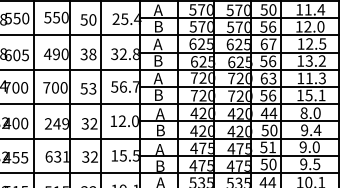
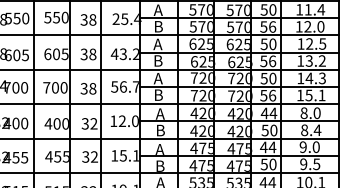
text: 50 -> 38 (88, 19)
text: 67 -> 50 (268, 44)
text: 490 -> 605 (55, 54)
text: 32.8 -> 43.2 (124, 54)
text: 63 -> 50 (268, 78)
text: 11.3 -> 14.3 (309, 78)
text: 53 -> 38 (88, 88)
text: 249 -> 400 (56, 123)
text: 9.4 -> 8.4 (304, 130)
text: 51 -> 44 (268, 147)
text: 15.5 -> 15.1 (135, 155)
text: 631 -> 455 (56, 156)
